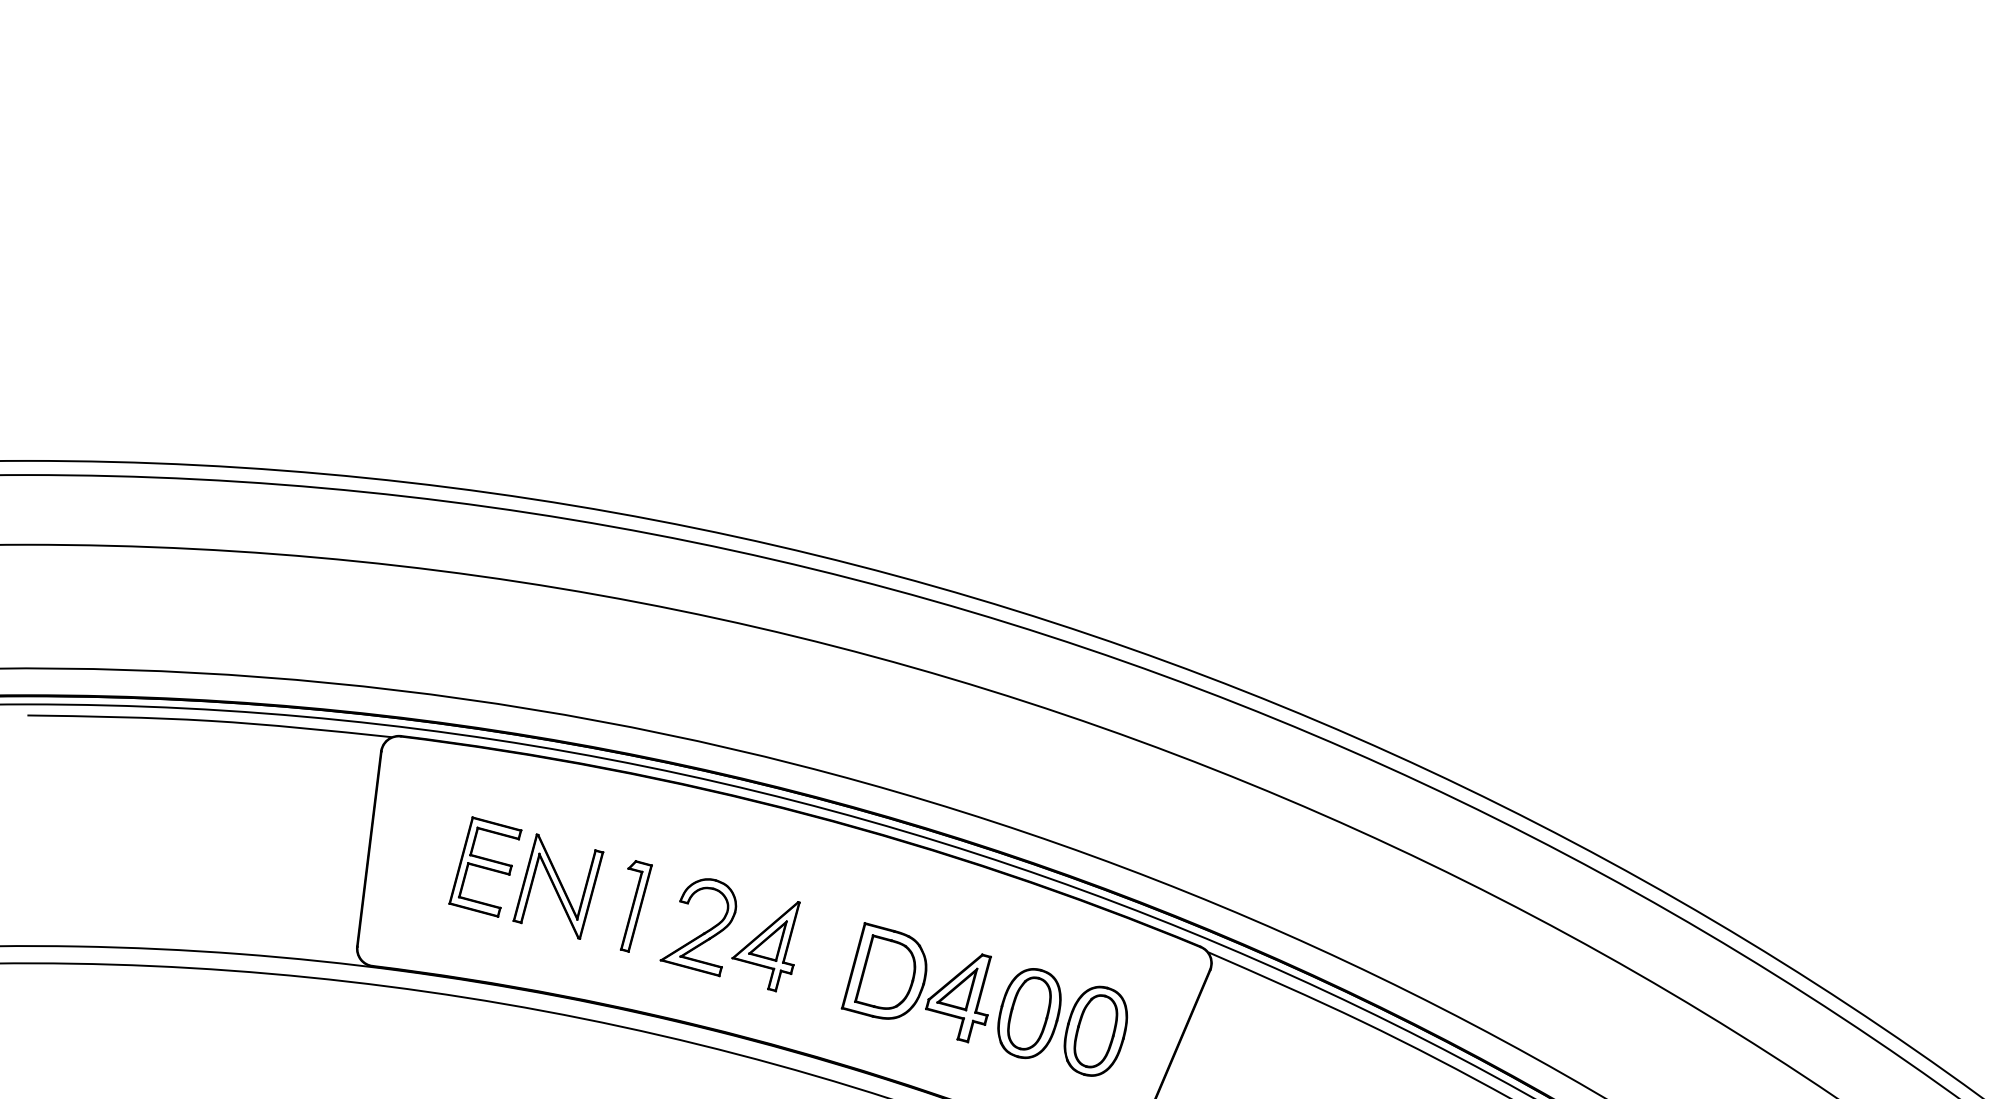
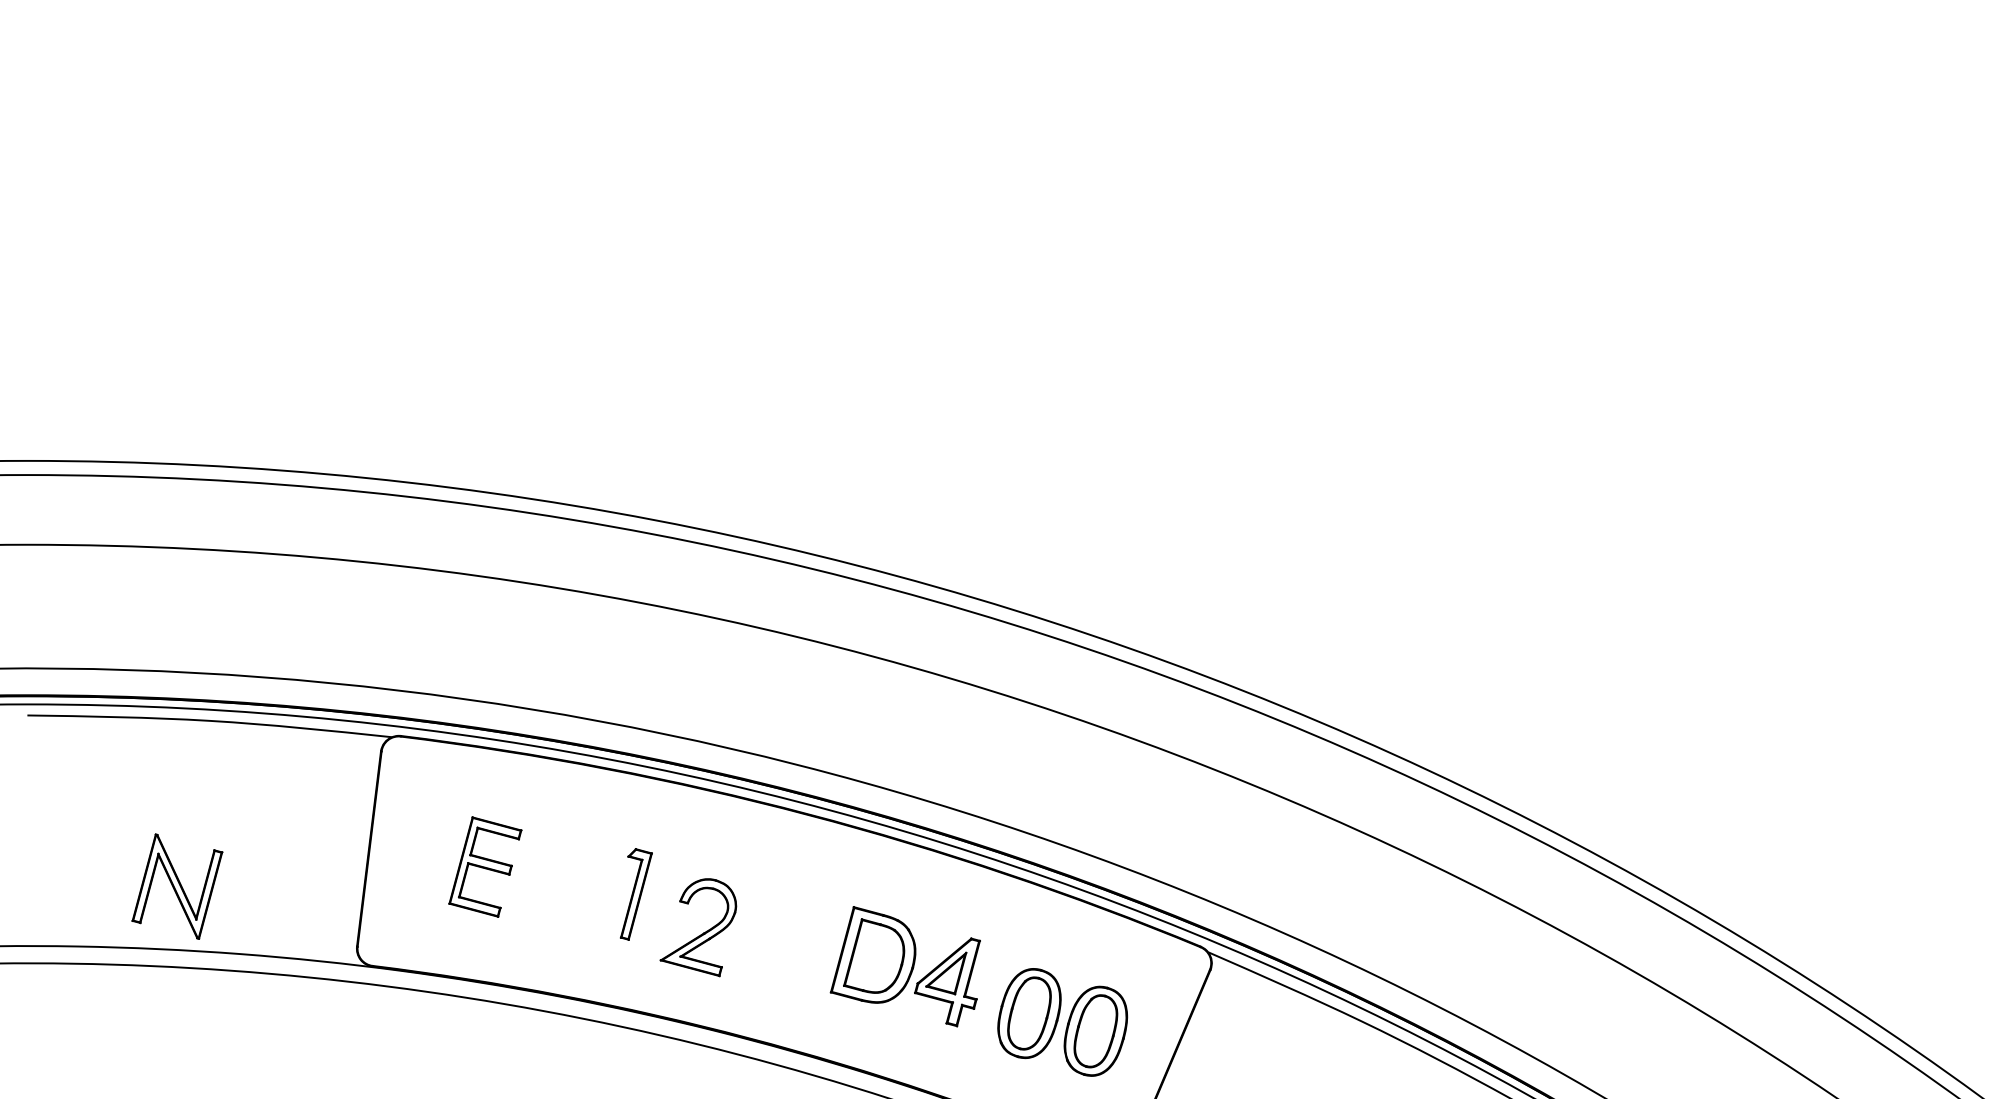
part position: (558, 886) -> (177, 886) (177, 886)
part position: (636, 906) -> (636, 894) (636, 894)
part: present -> none (765, 946)
part position: (915, 982) -> (904, 966) (904, 966)
